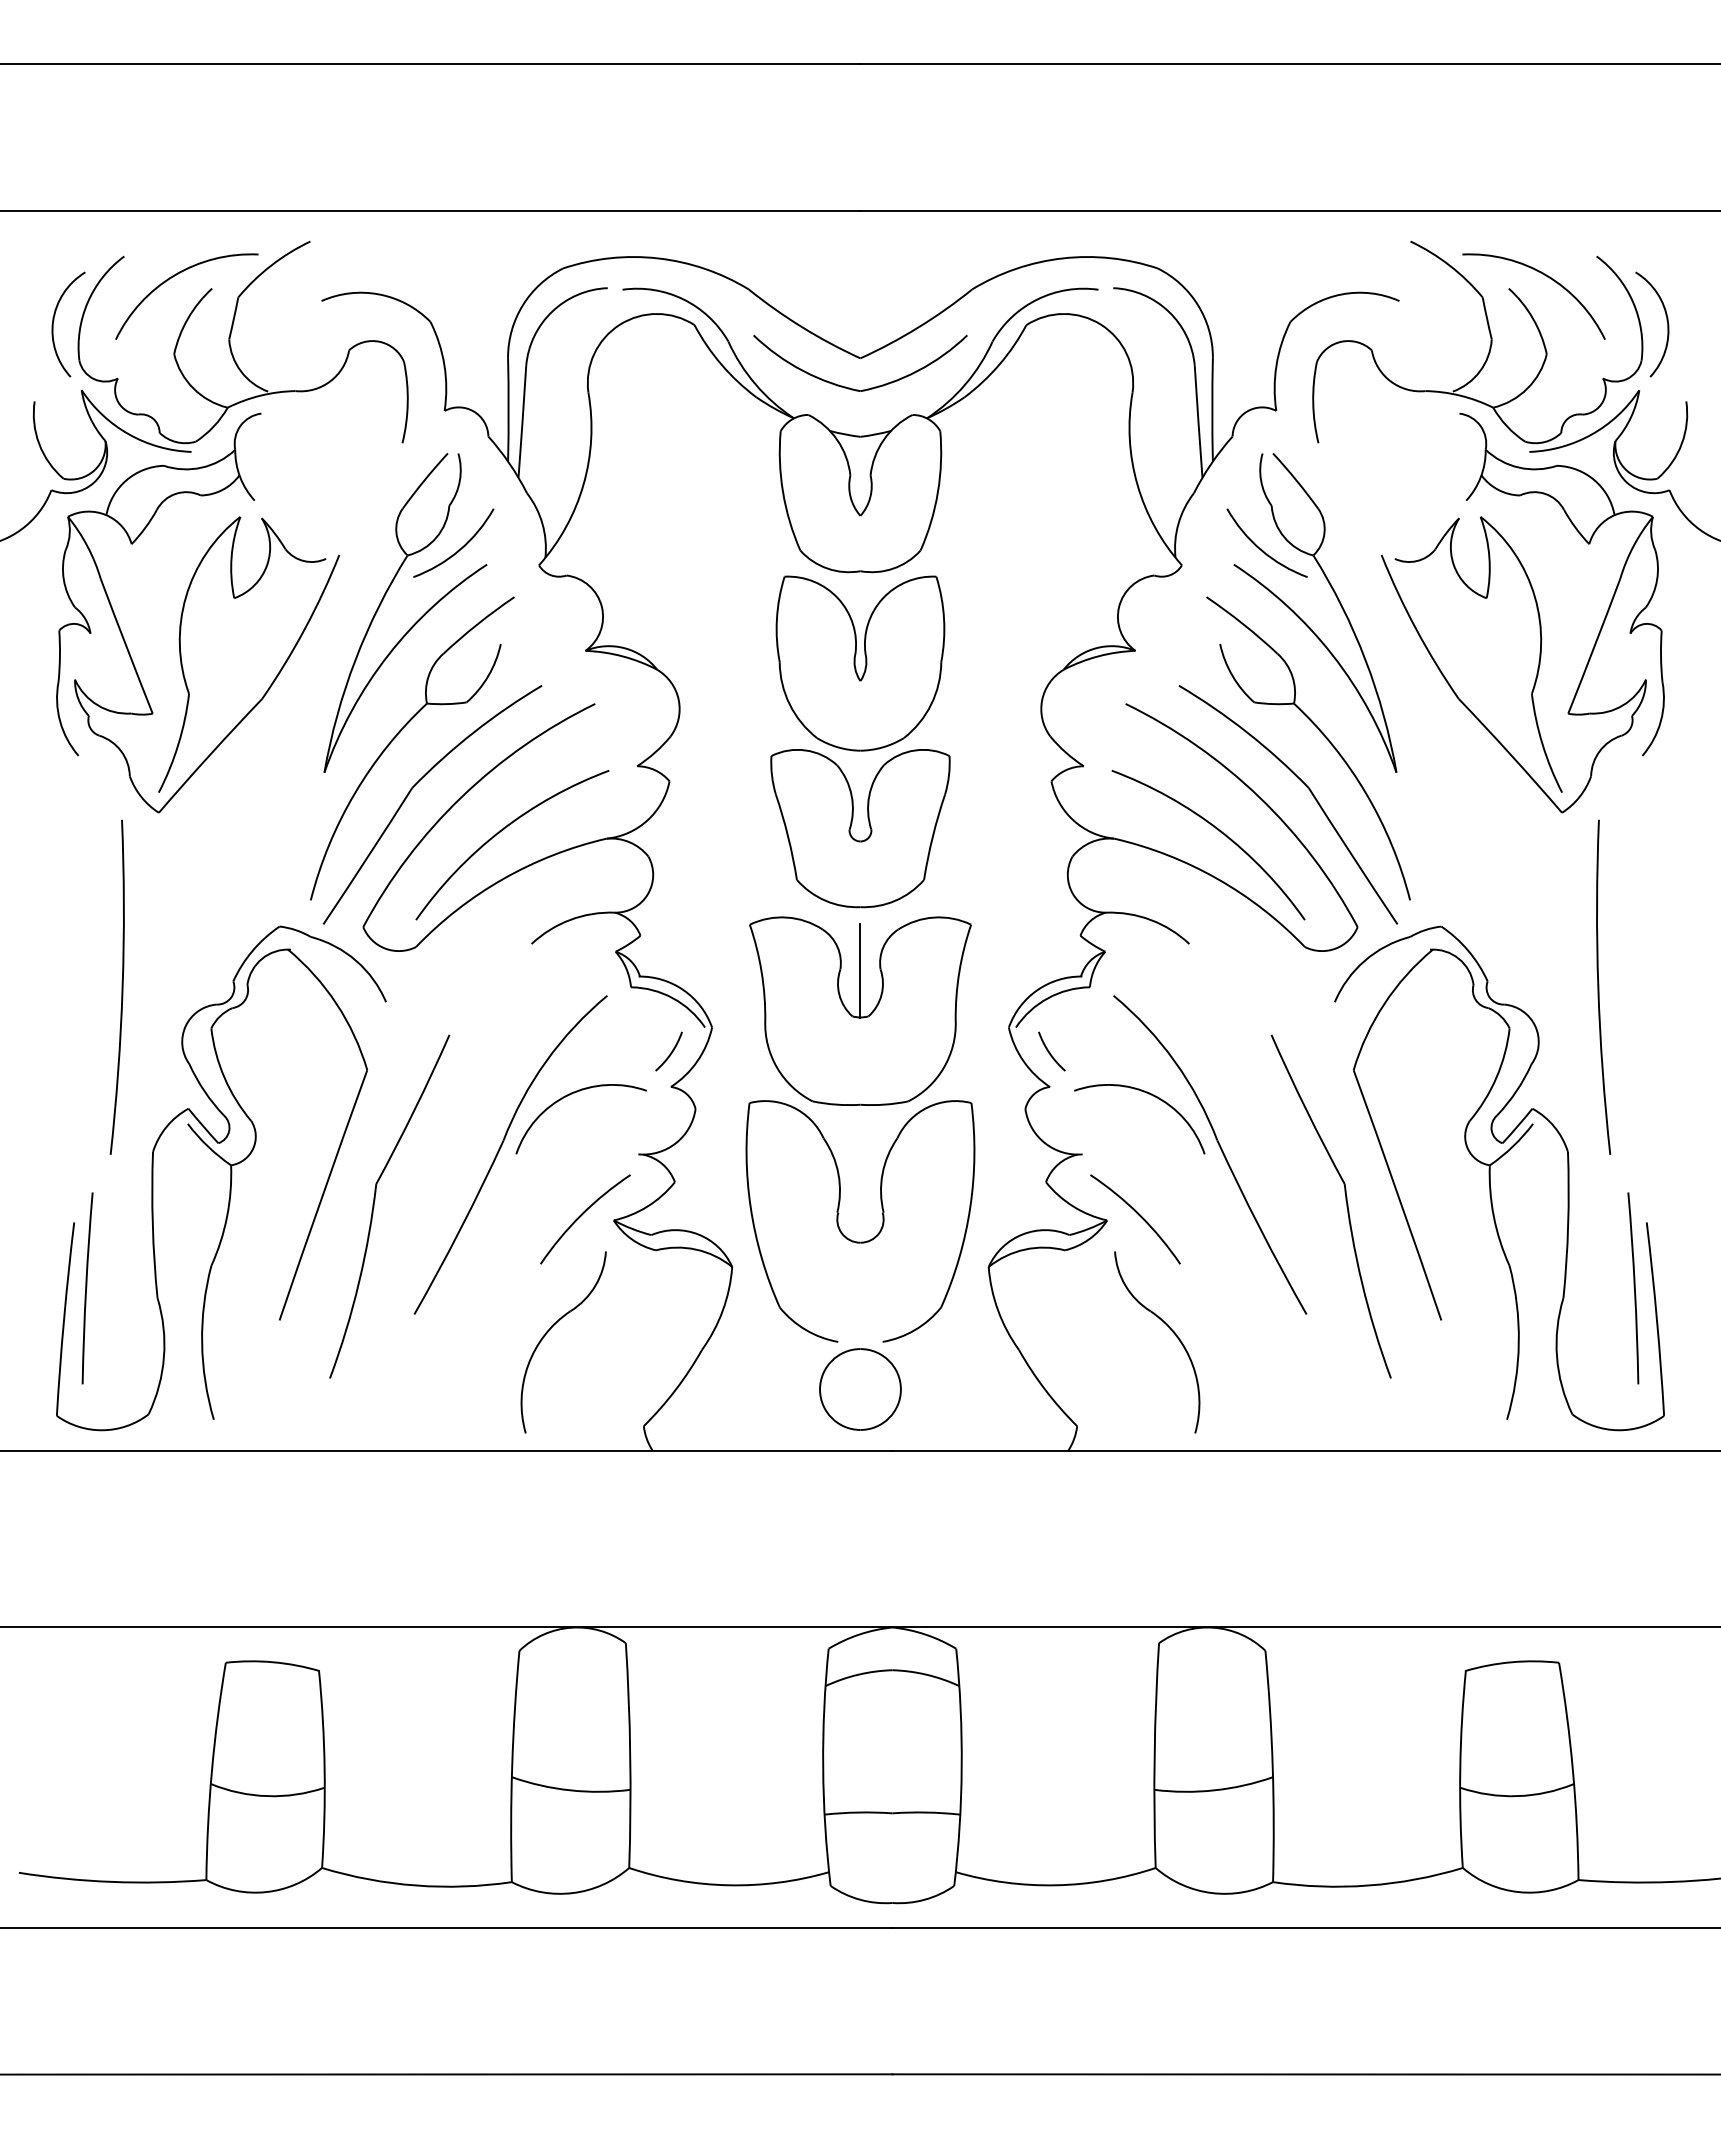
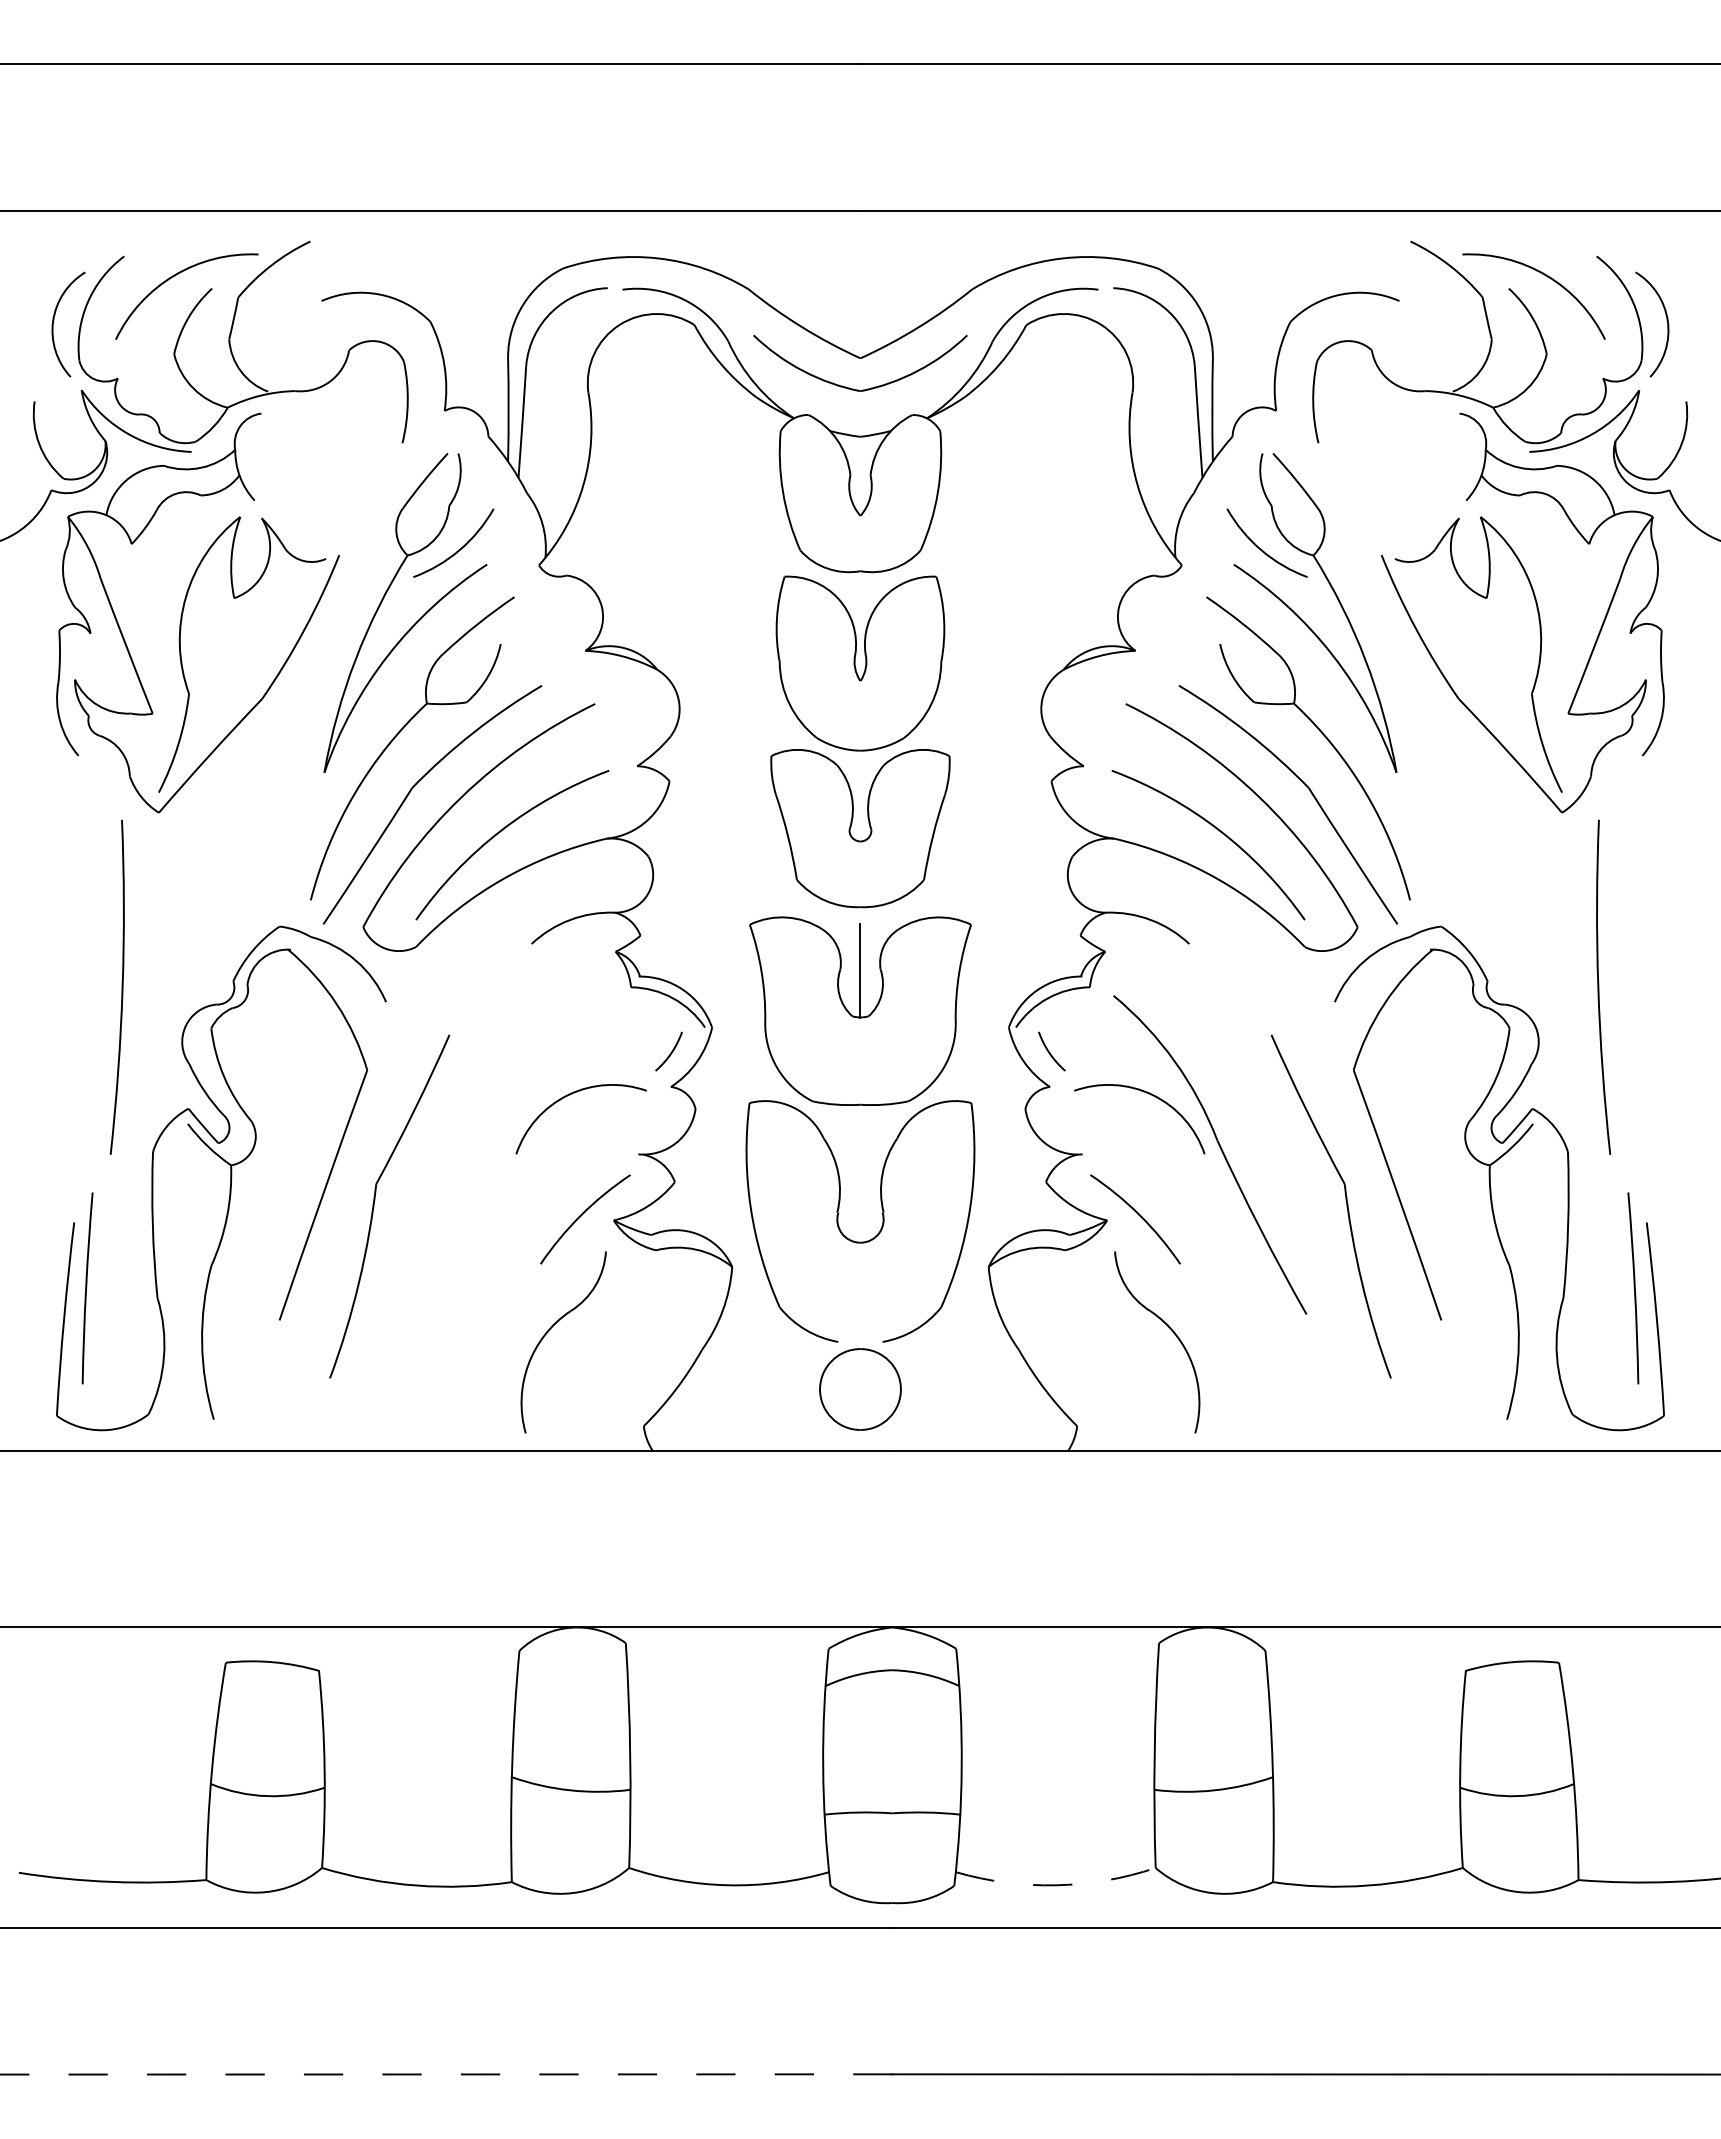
part: present -> none (500, 1149)
arc: solid -> dashed (1056, 1885)
line: solid -> dashed (446, 2074)
